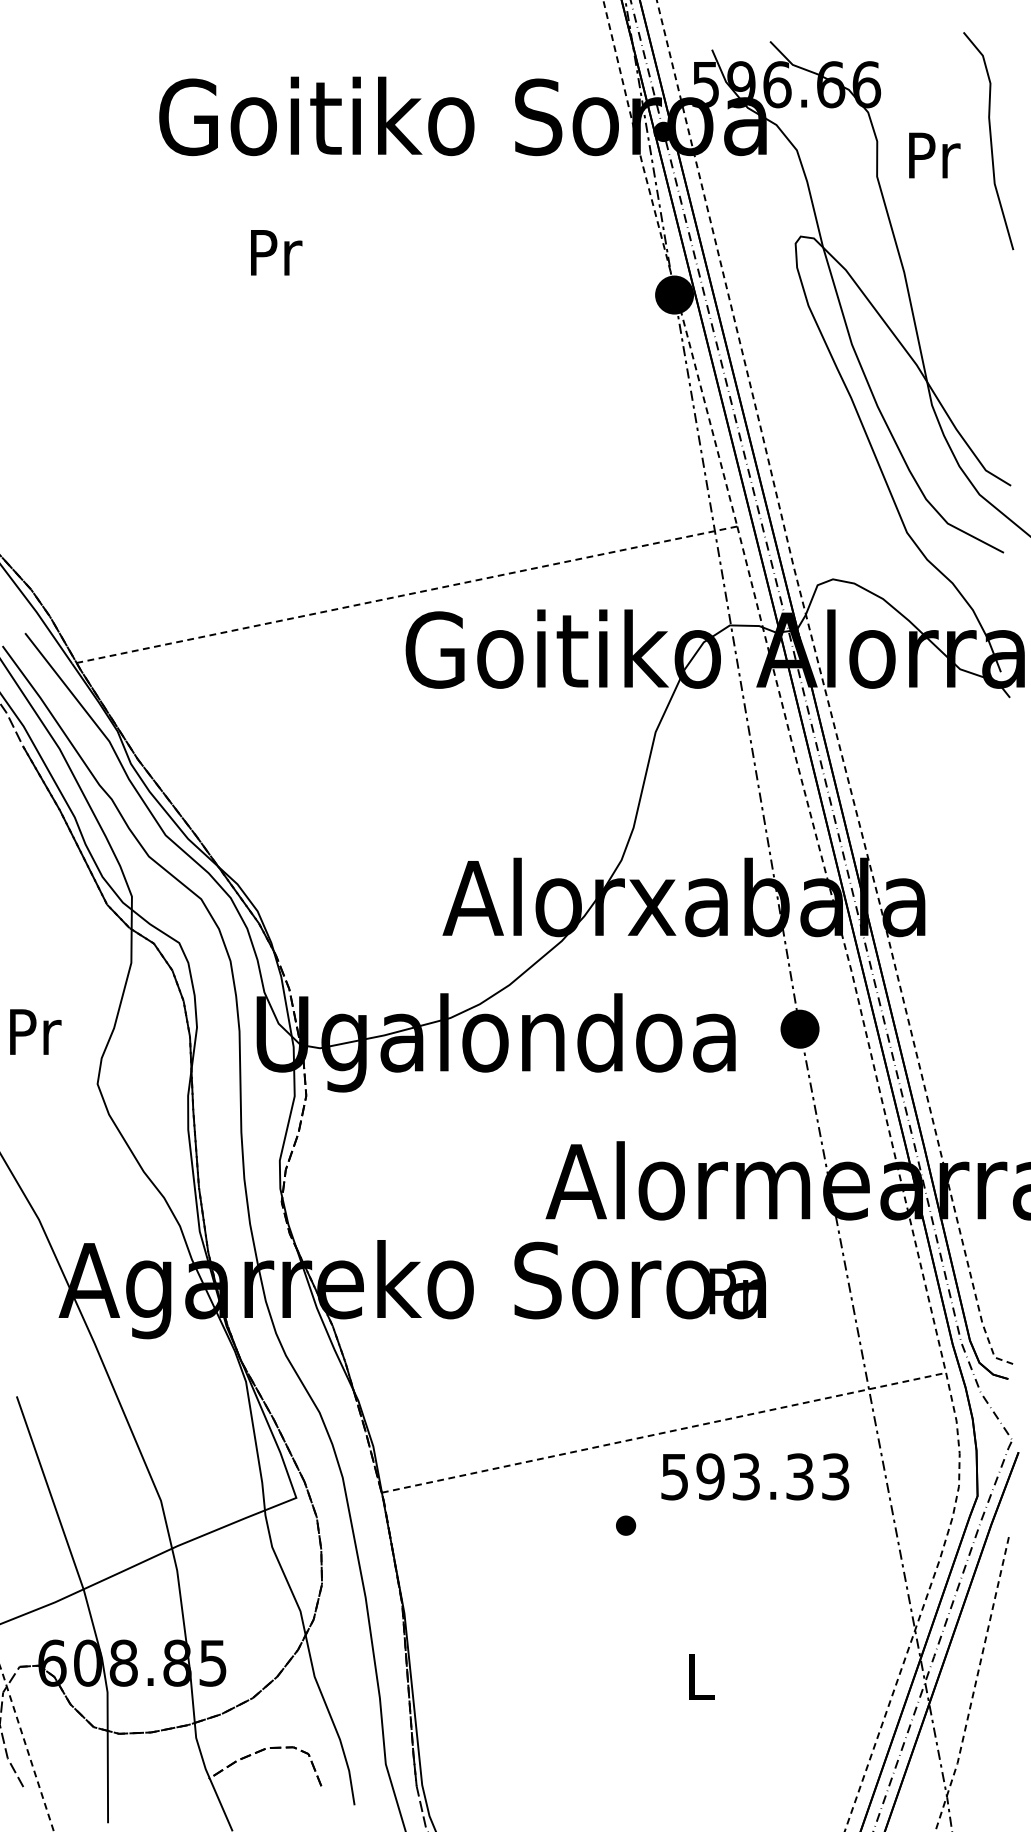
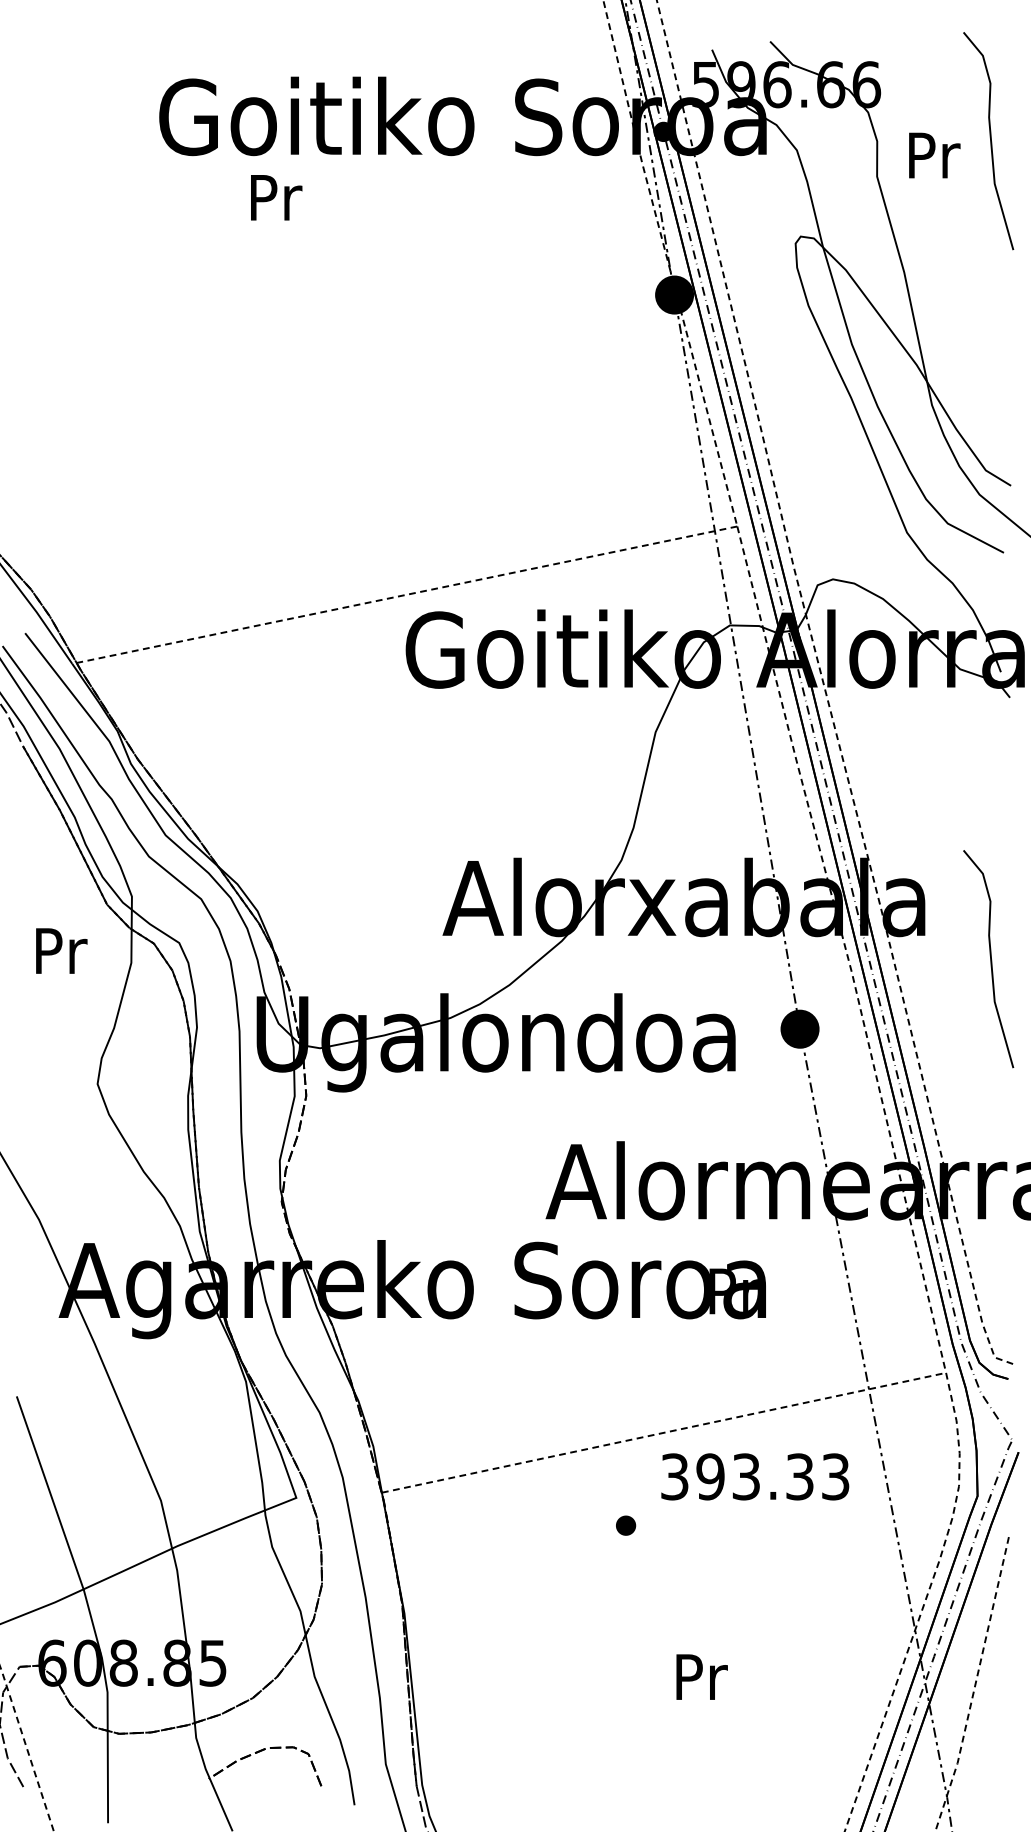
text position: (276, 252) -> (276, 197) (276, 197)
curve: none -> present (990, 959)
text position: (35, 1031) -> (61, 950) (61, 950)
text: 593.33 -> 393.33 (674, 1476)
text: L -> Pr (701, 1676)
